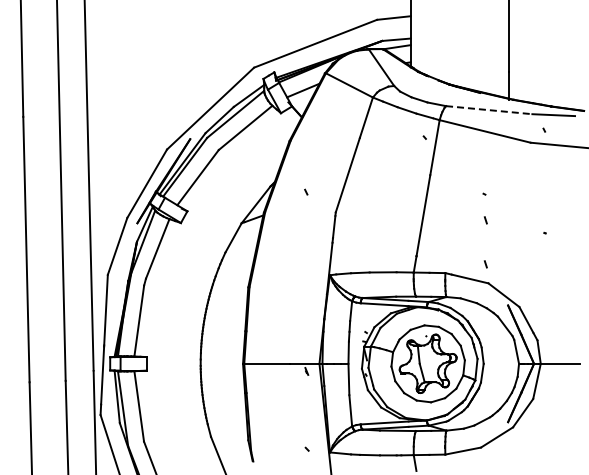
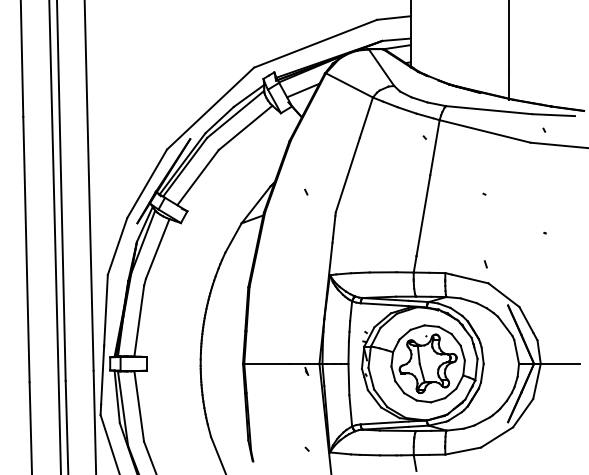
line: dashed -> solid (489, 110)
line: present -> none (485, 220)
line: none -> present (54, 236)
